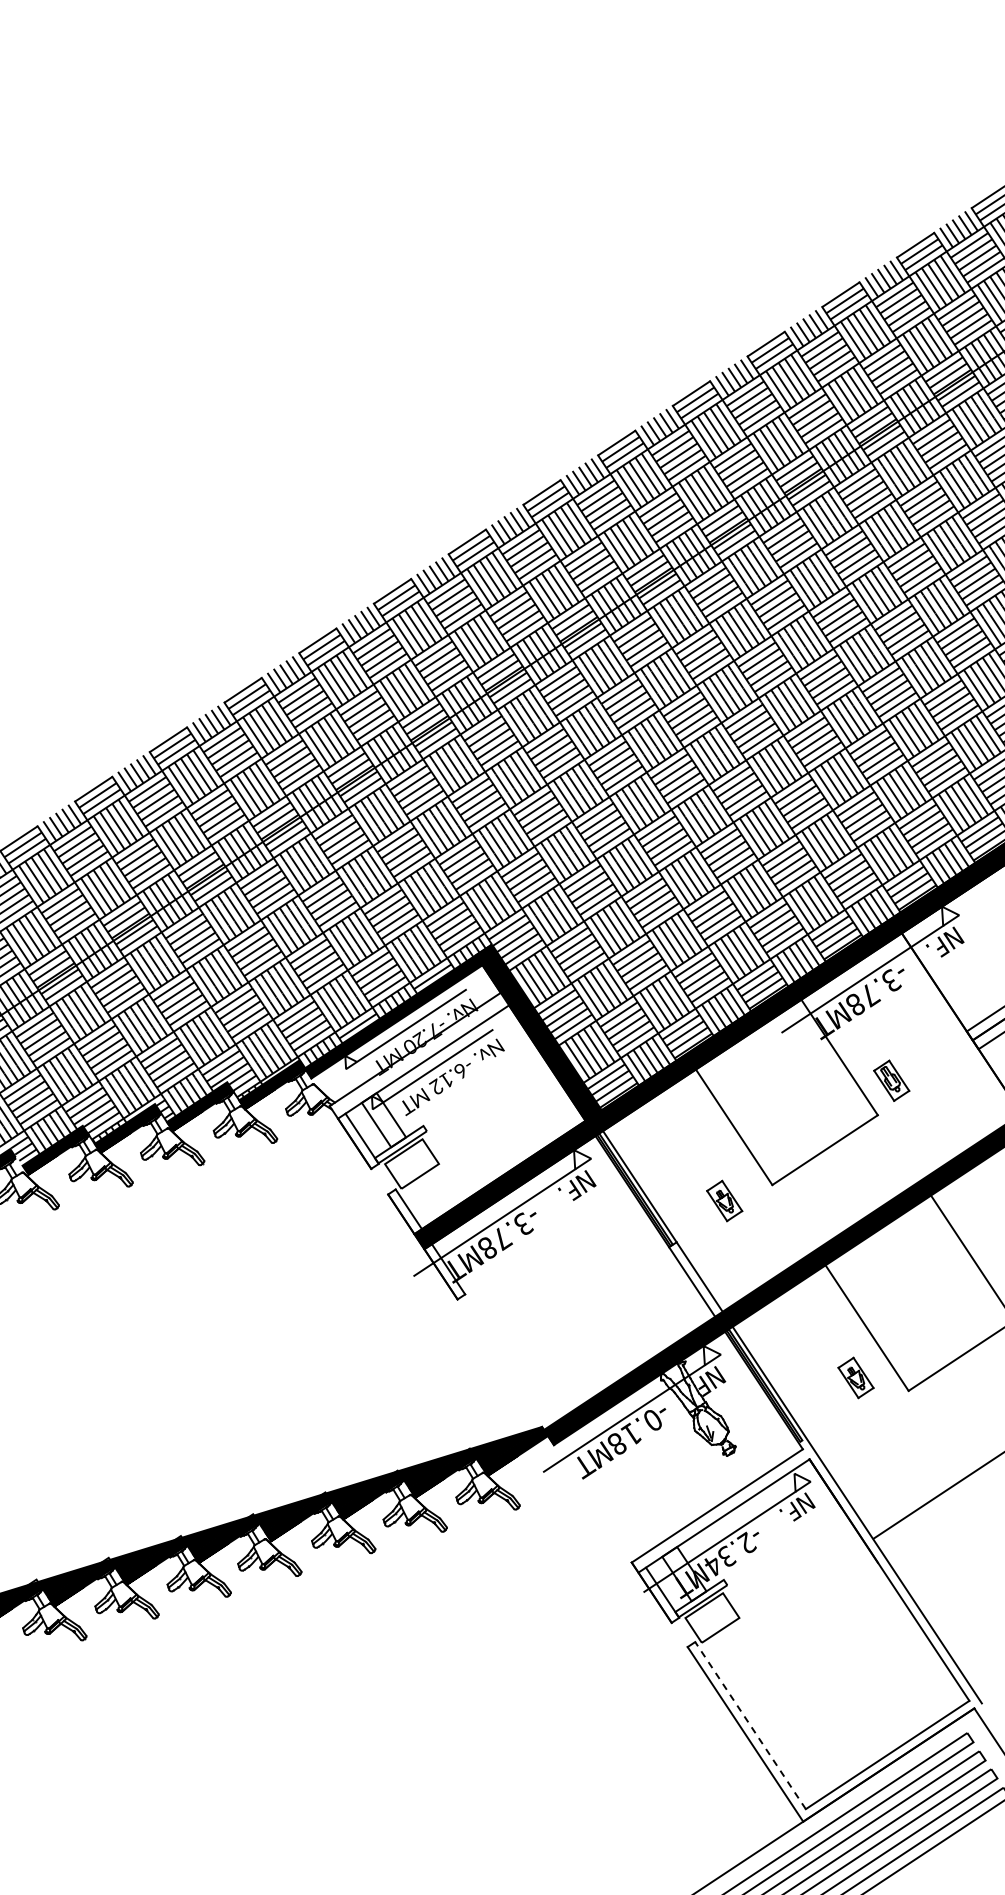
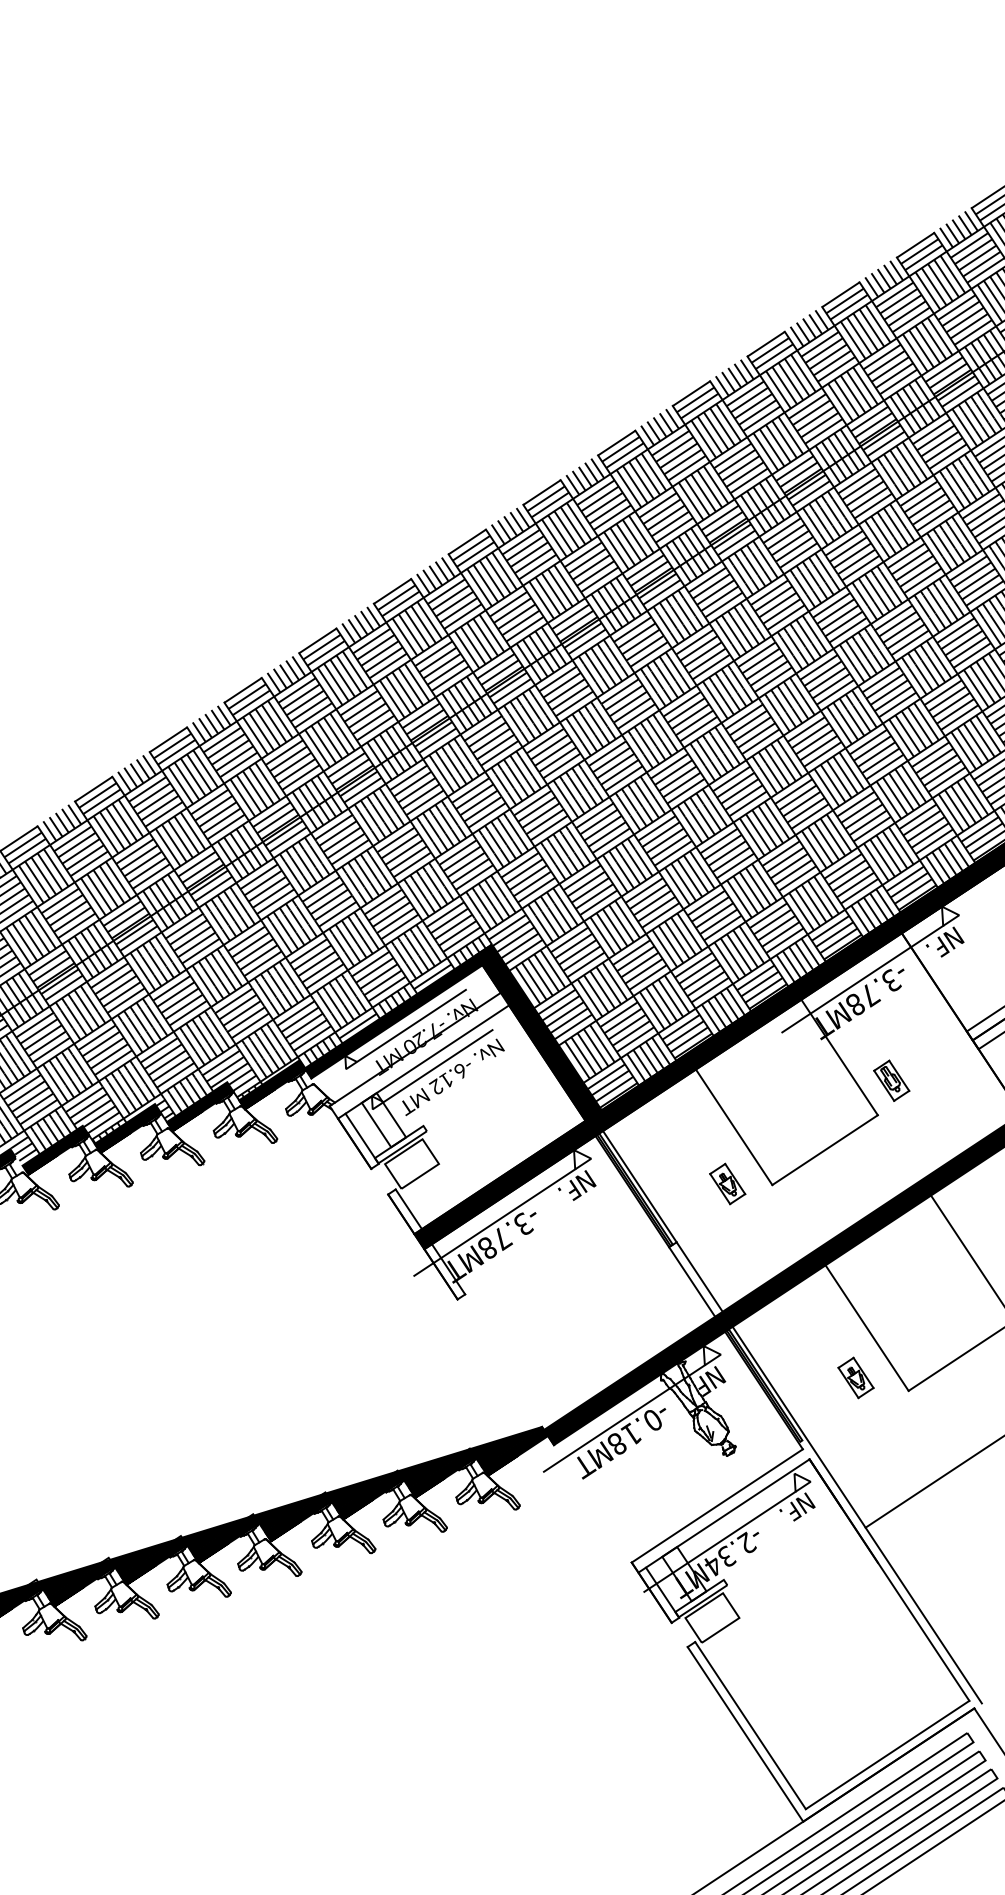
part position: (724, 1200) -> (727, 1183) (727, 1183)
line position: (937, 1495) -> (933, 1482) (933, 1482)
line: dashed -> solid (750, 1725)
